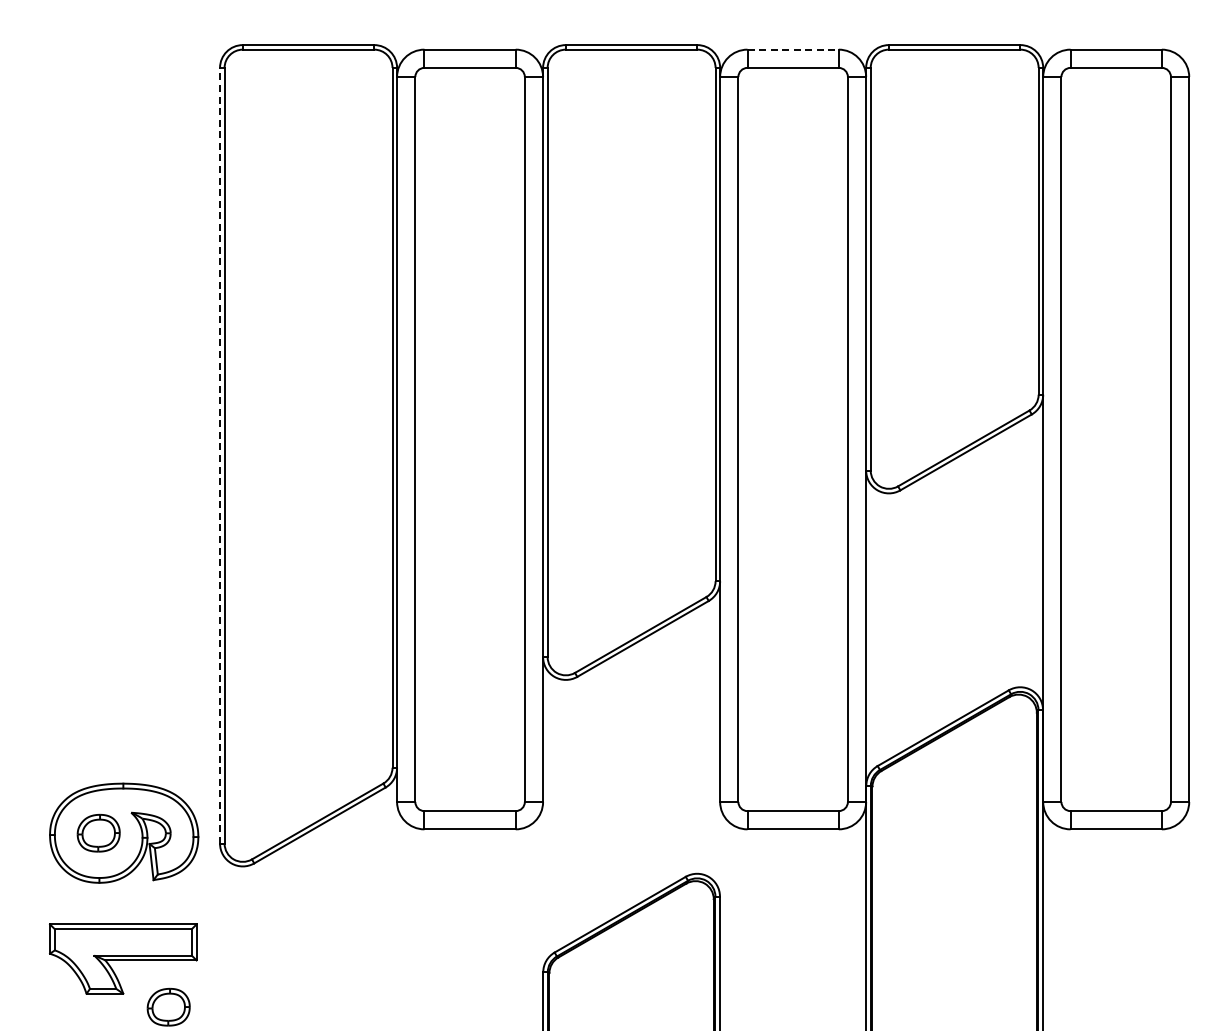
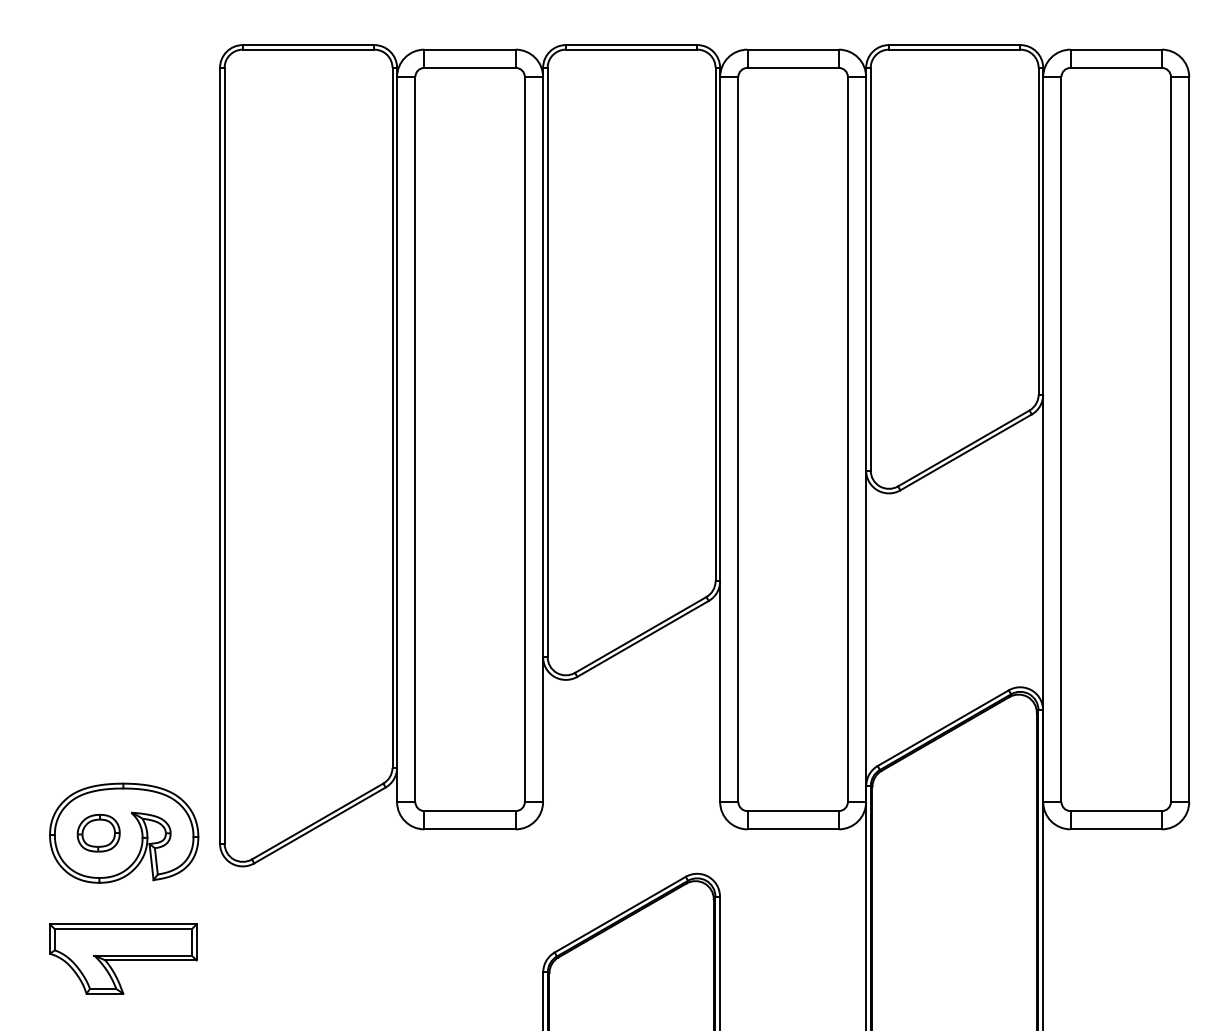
line: dashed -> solid (793, 49)
line: dashed -> solid (220, 455)
part: present -> none (168, 1006)
